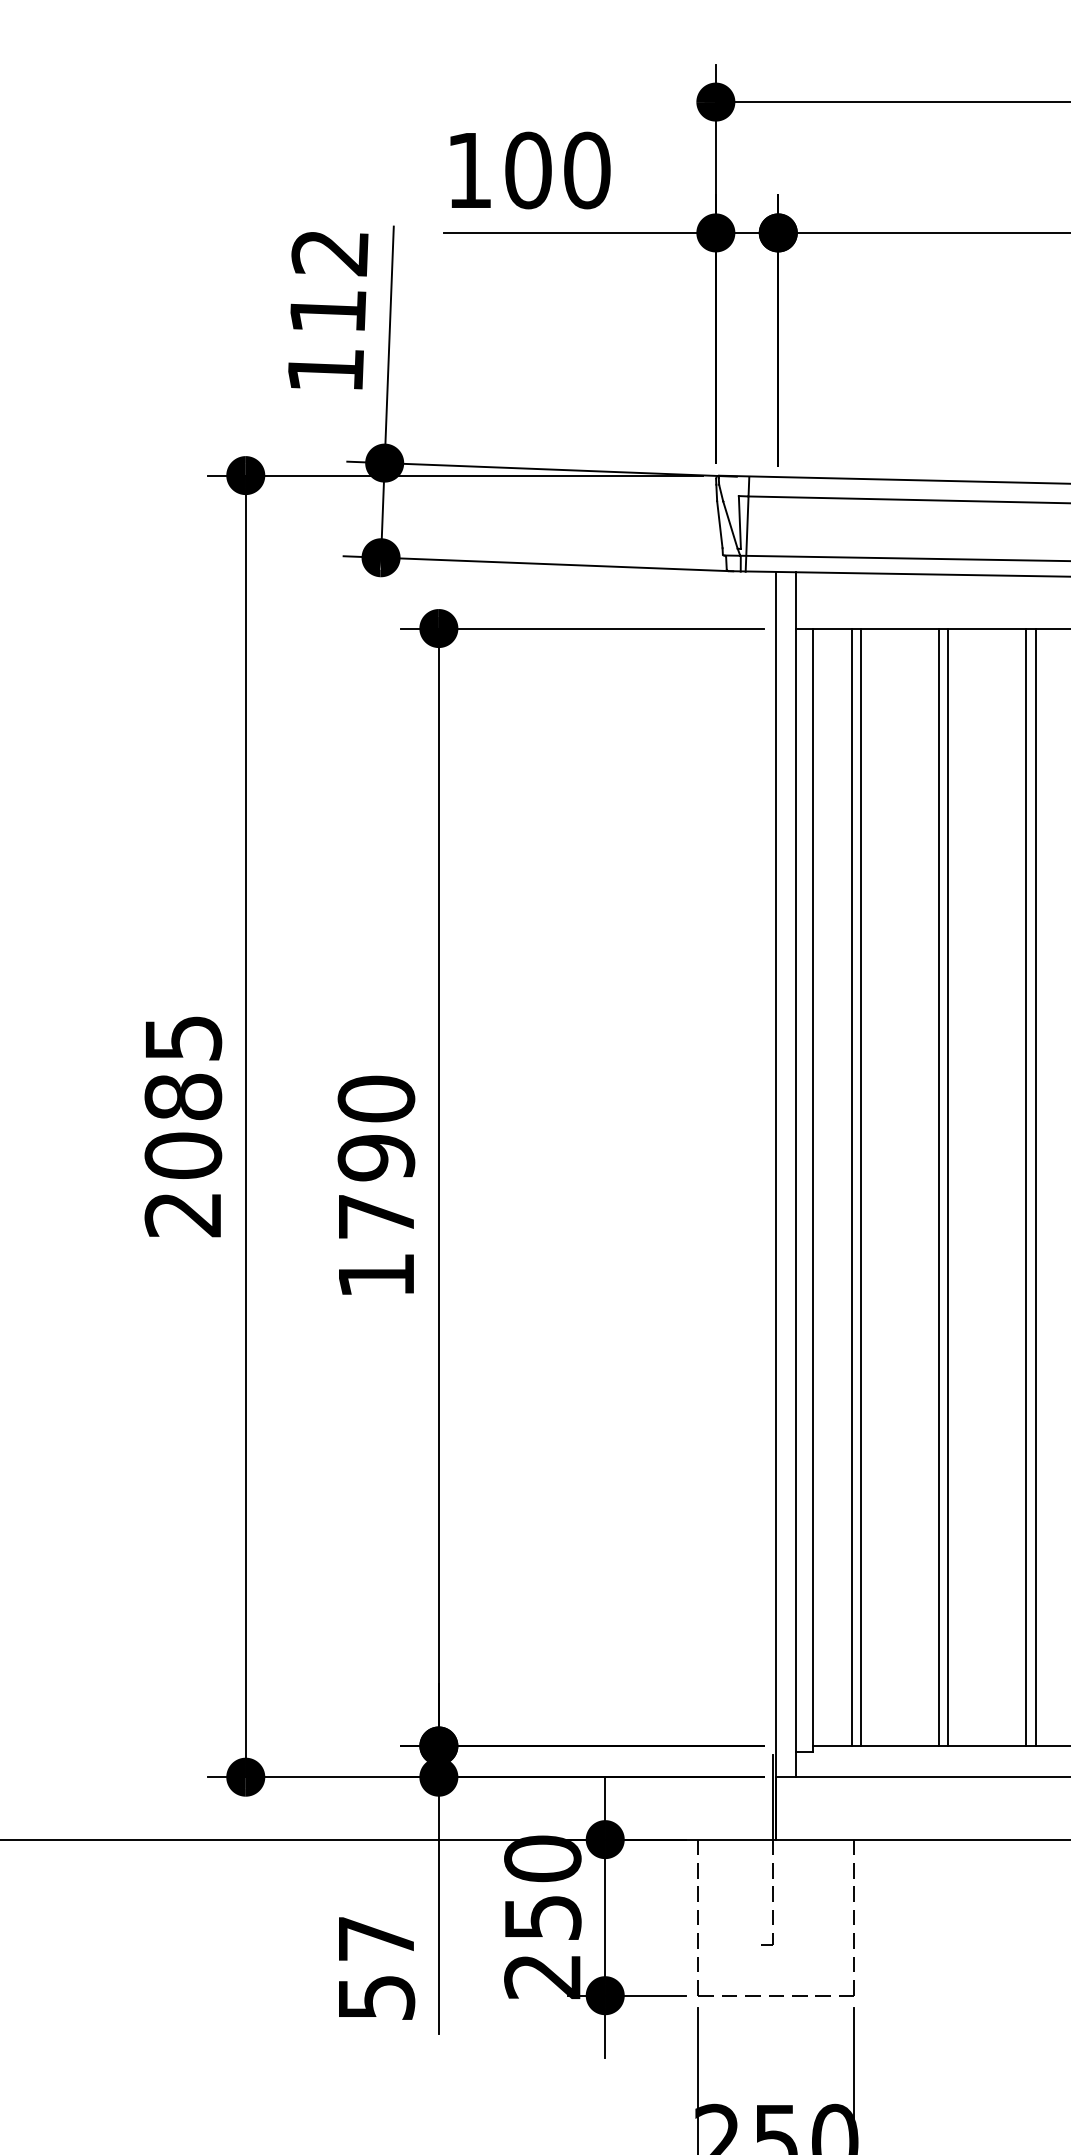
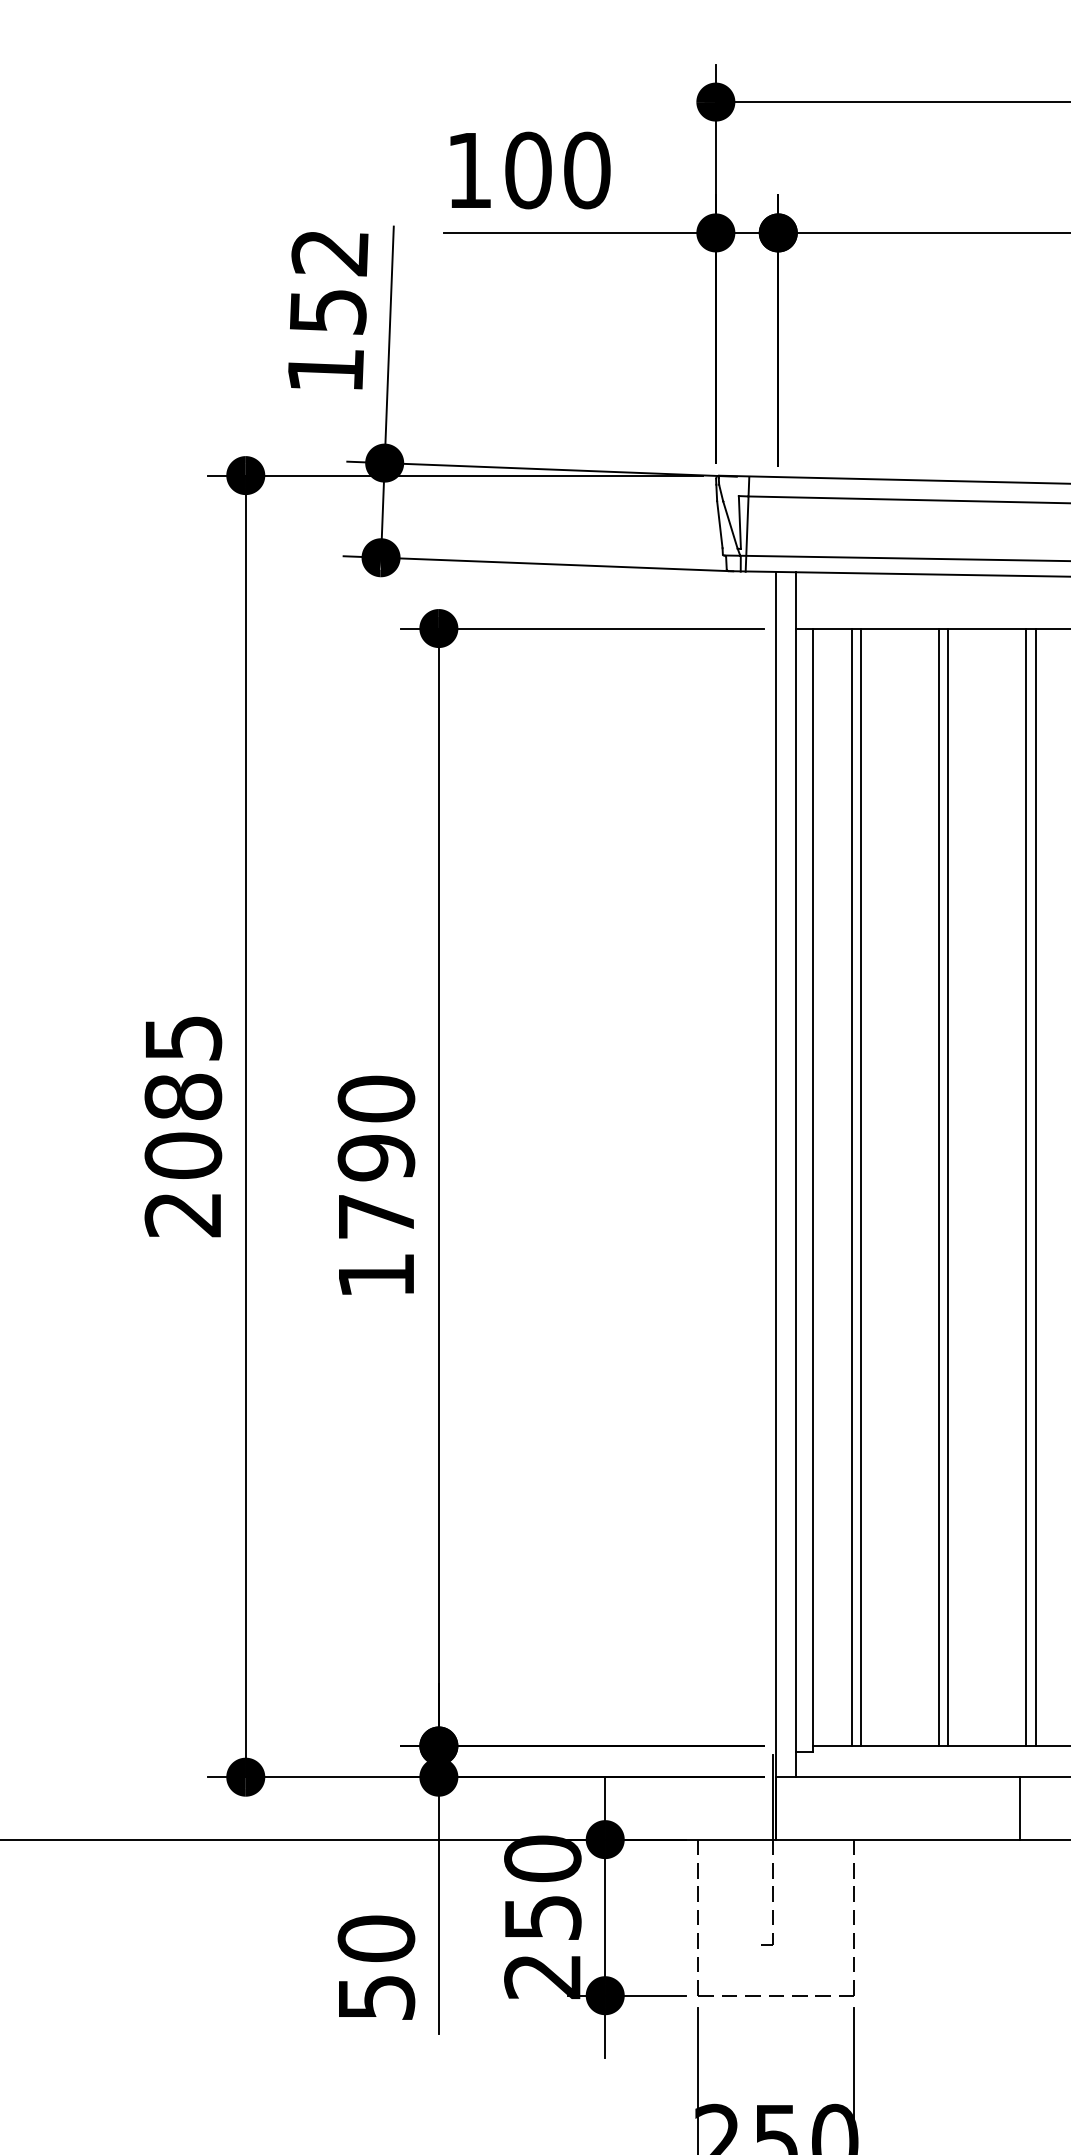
text: 112 -> 152 (328, 312)
line: none -> present (1019, 1808)
text: 57 -> 50 (376, 1938)
